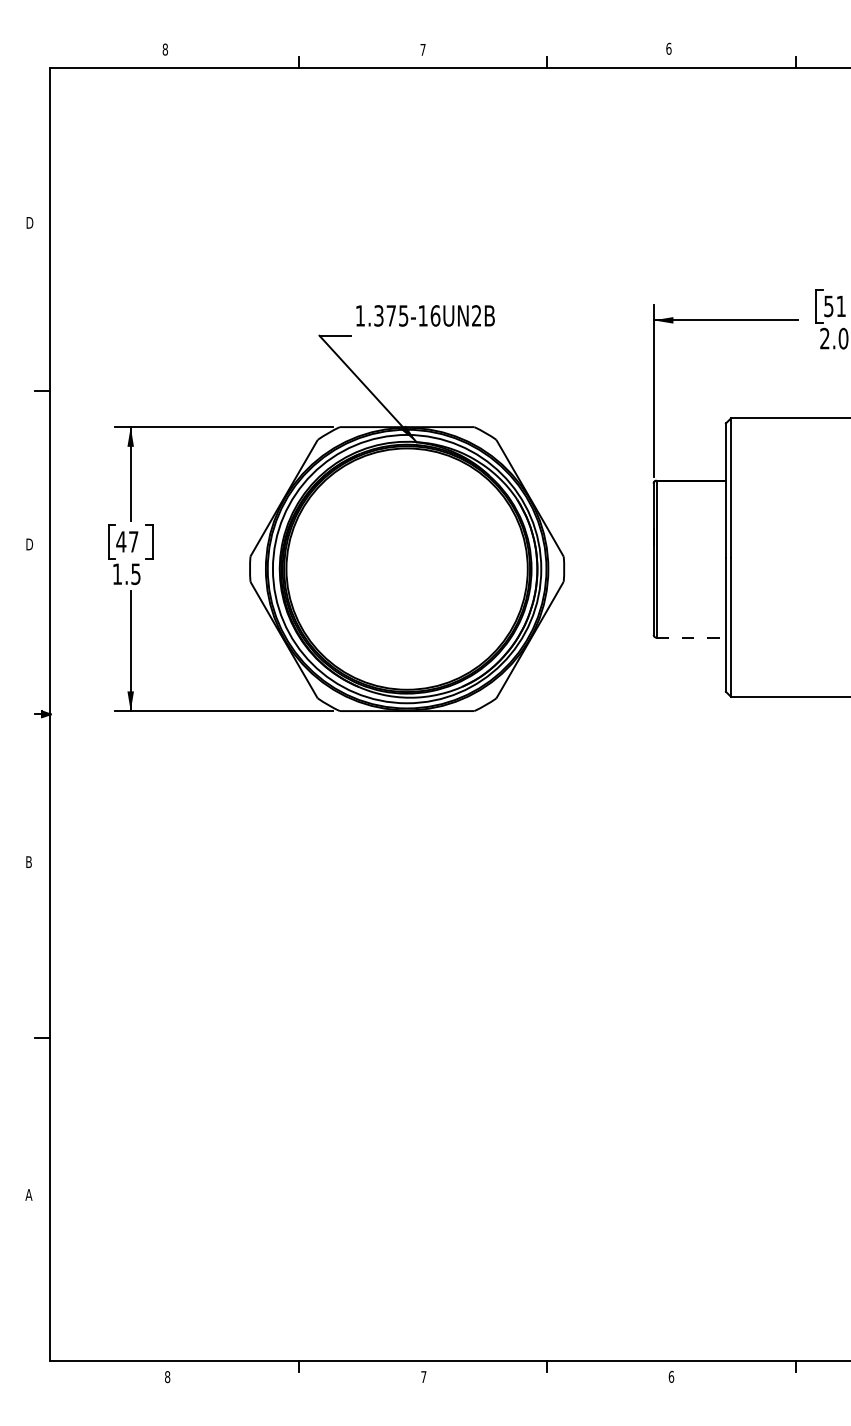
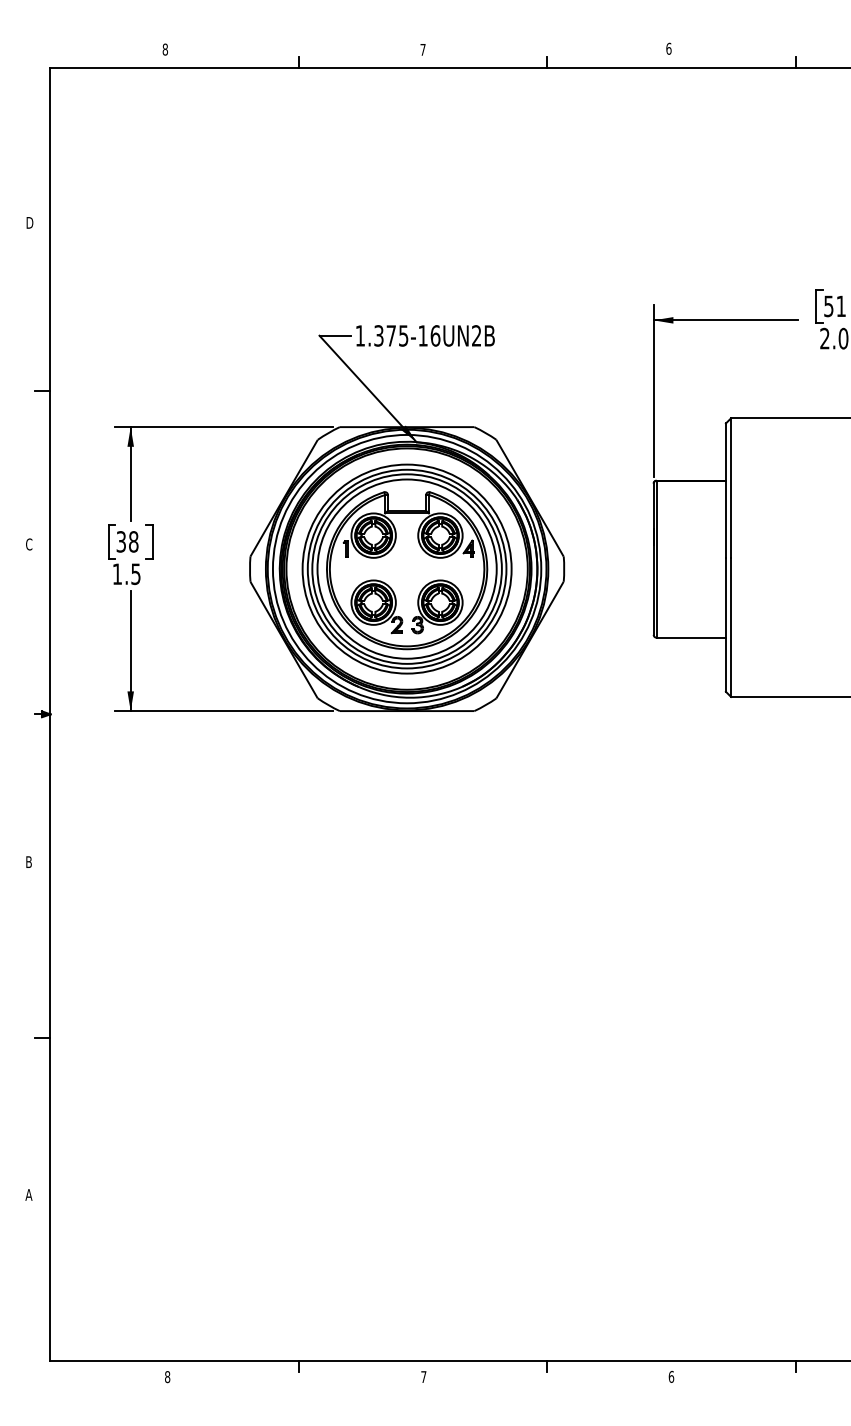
text position: (425, 315) -> (425, 335) (425, 335)
text: 47 -> 38 (127, 541)
text: D -> C (29, 544)
part: none -> present (406, 568)
line: dashed -> solid (691, 637)
